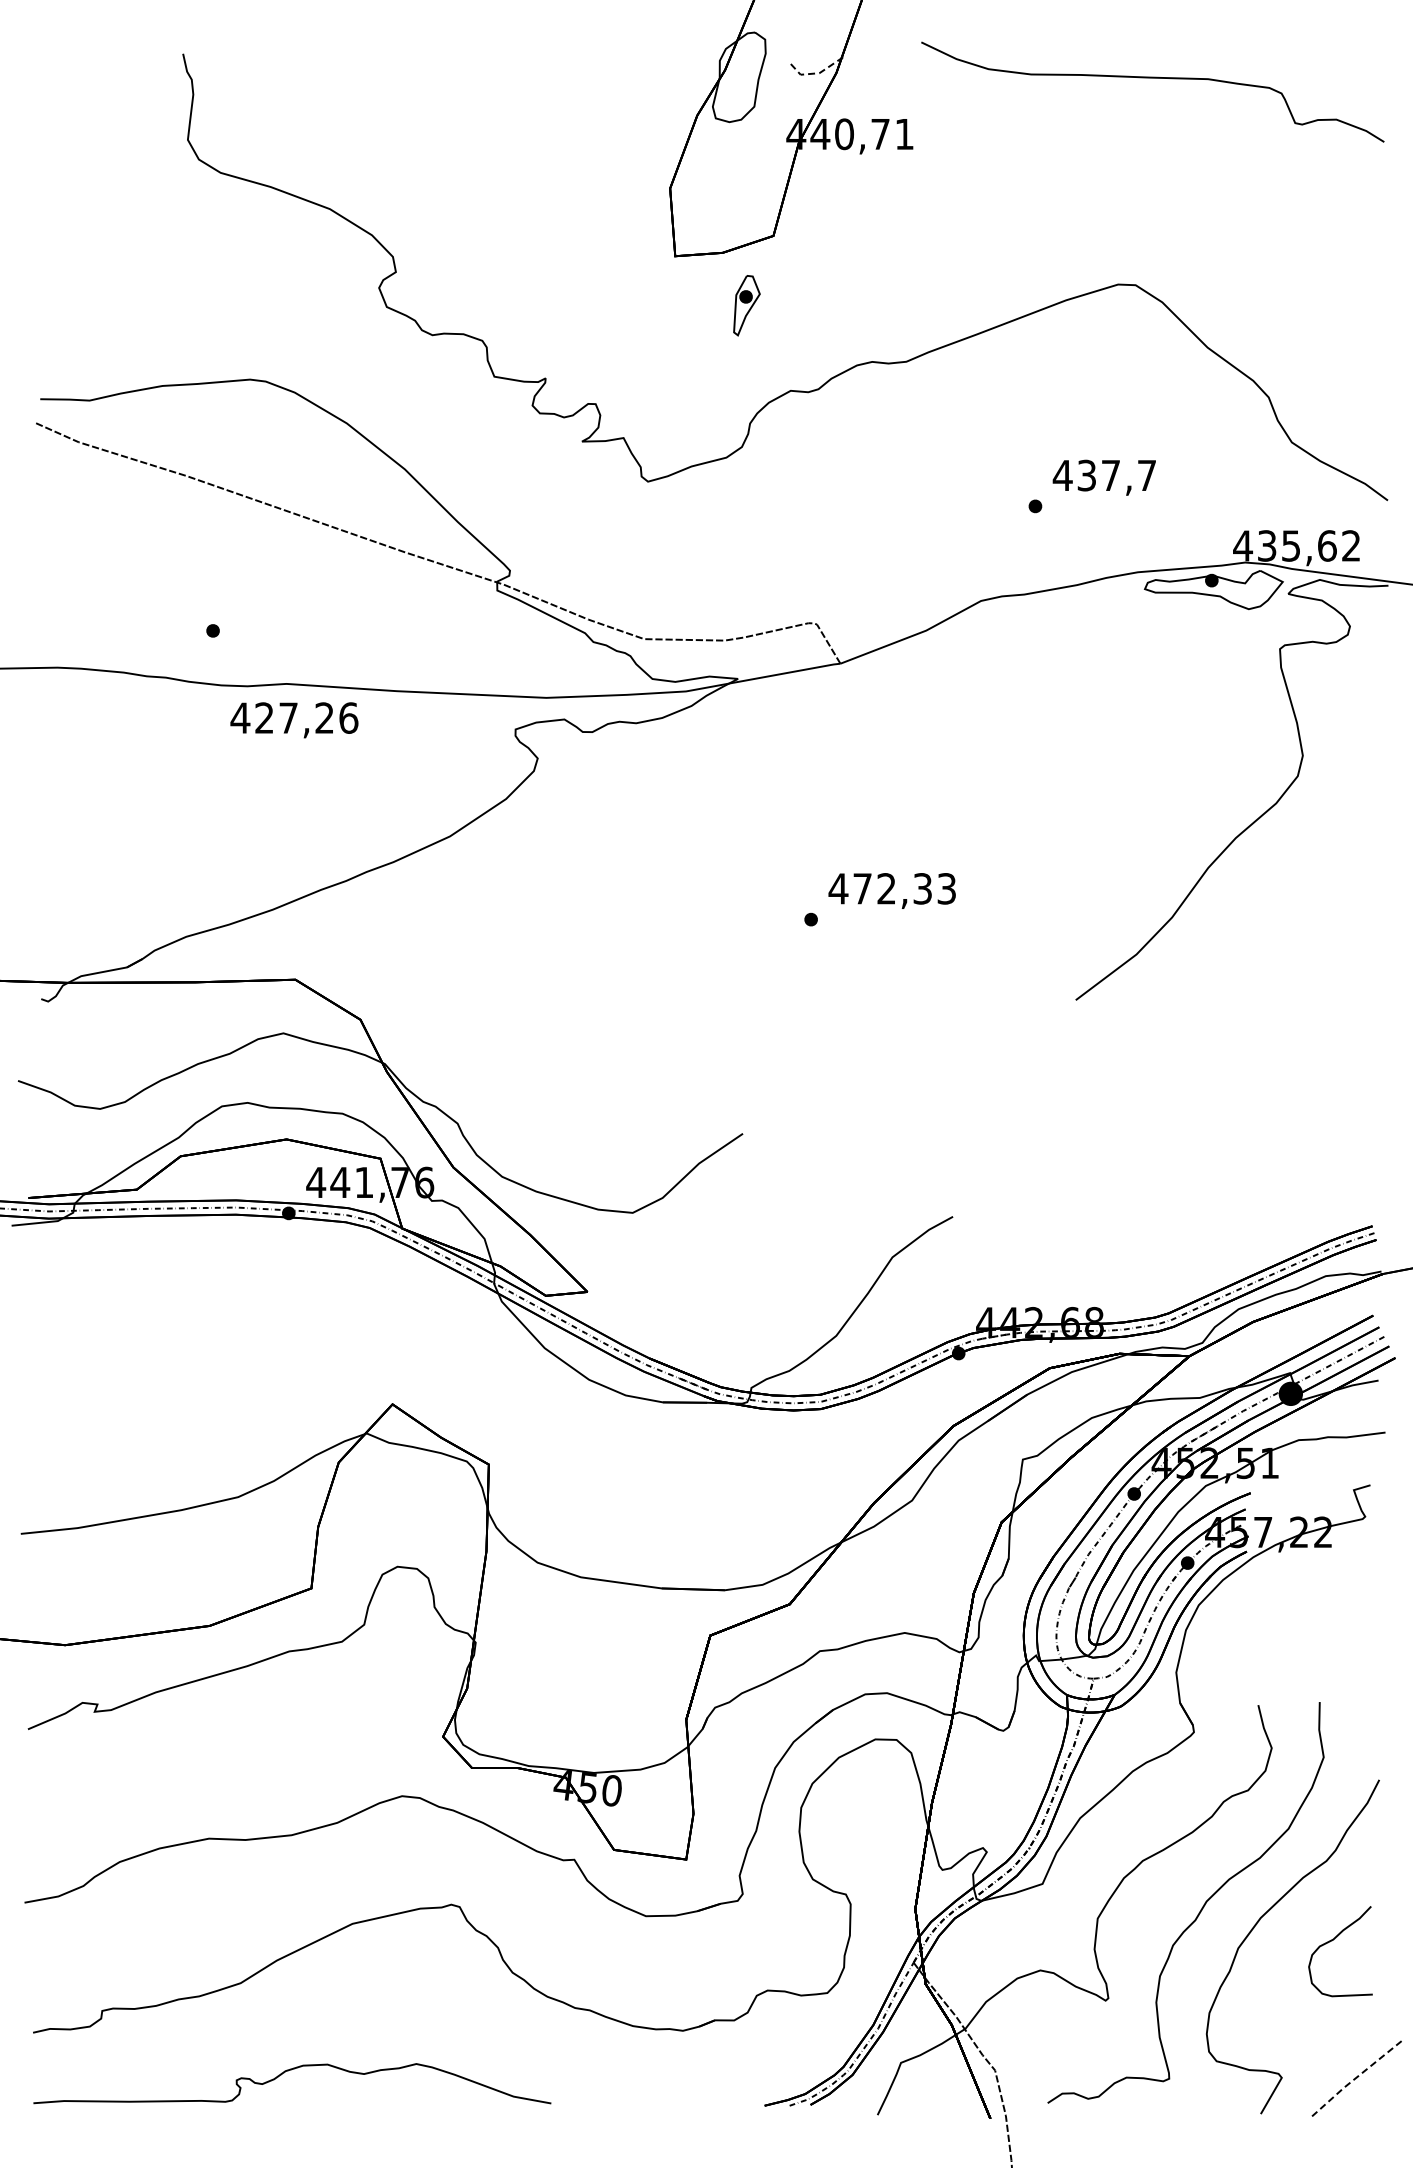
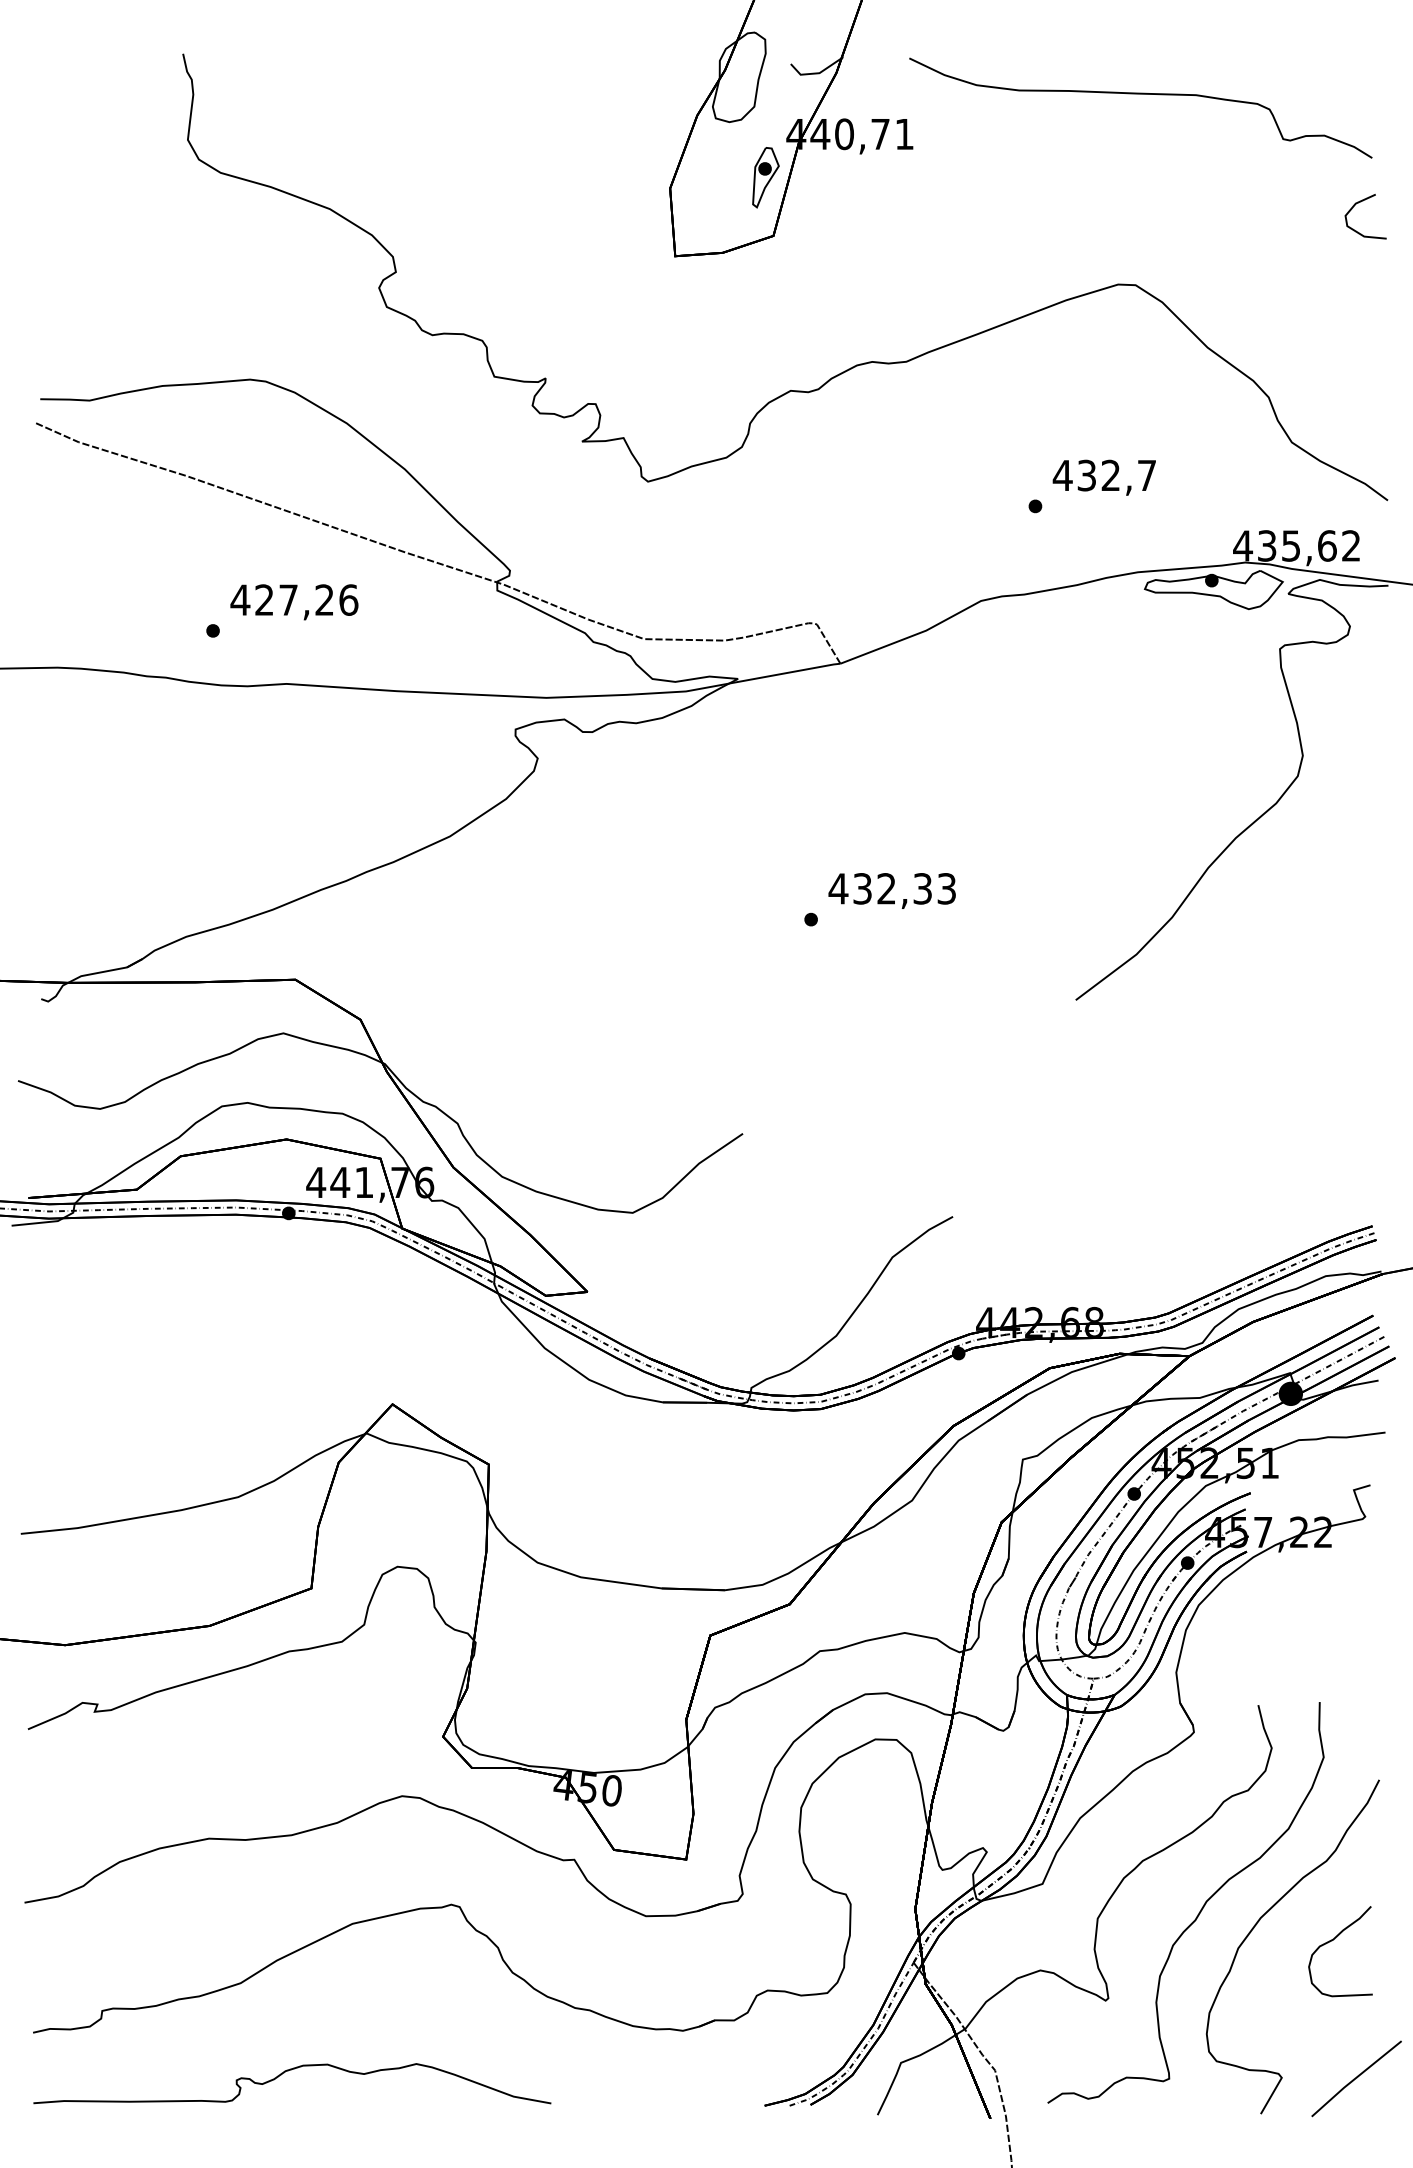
line: dashed -> solid (817, 73)
curve position: (1152, 78) -> (1140, 94) (1140, 94)
curve: none -> present (1358, 203)
part position: (746, 305) -> (765, 177) (765, 177)
text: 437,7 -> 432,7 (1110, 474)
text position: (294, 720) -> (294, 602) (294, 602)
text: 472,33 -> 432,33 (862, 888)
line: dashed -> solid (1355, 2078)
